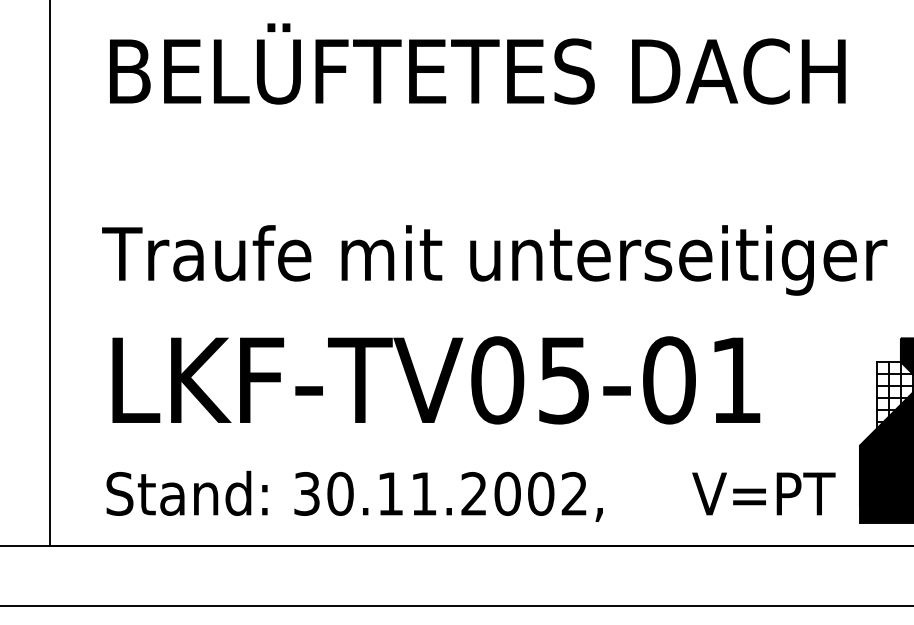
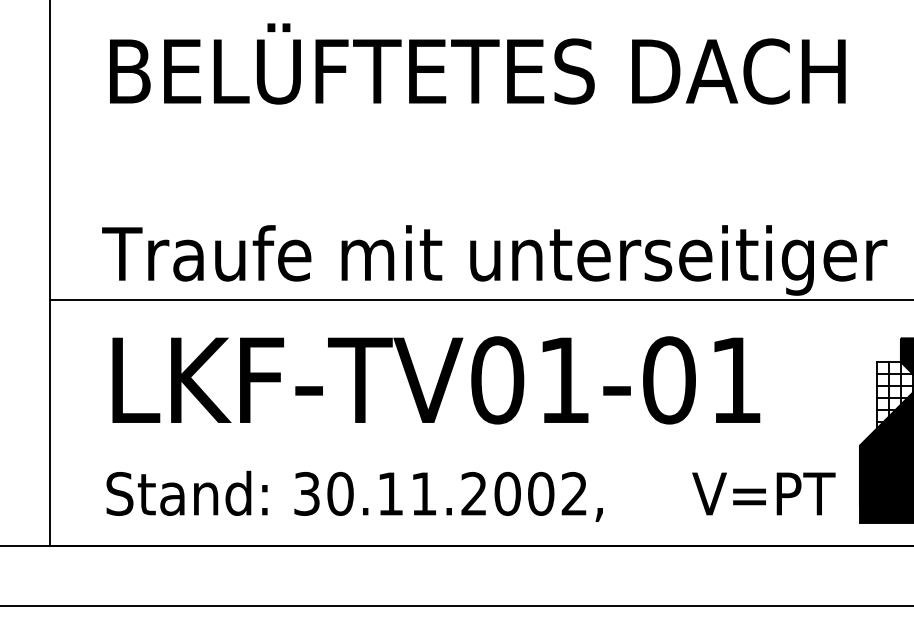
line: none -> present (480, 299)
text: LKF-TV05-01 -> LKF-TV01-01 (563, 380)
